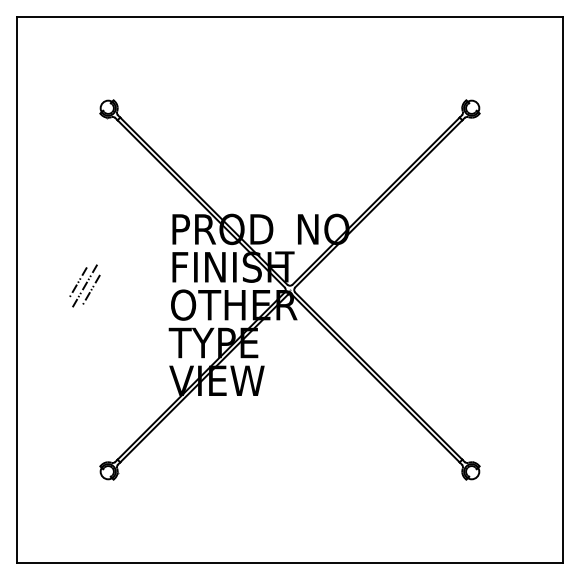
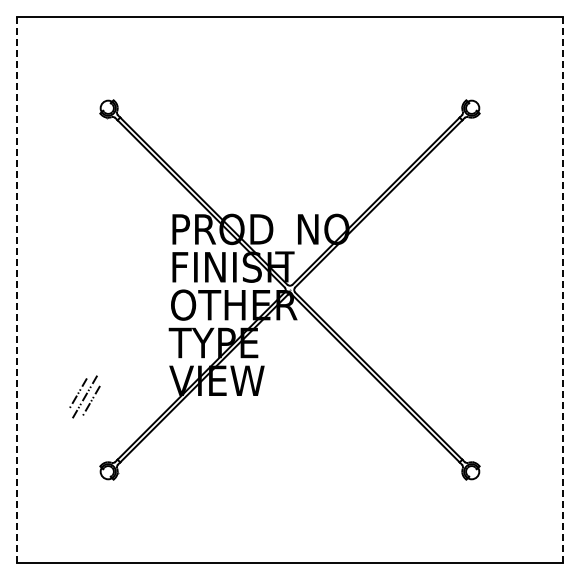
part position: (84, 285) -> (84, 396) (84, 396)
line: solid -> dashed (17, 290)
line: solid -> dashed (562, 290)
